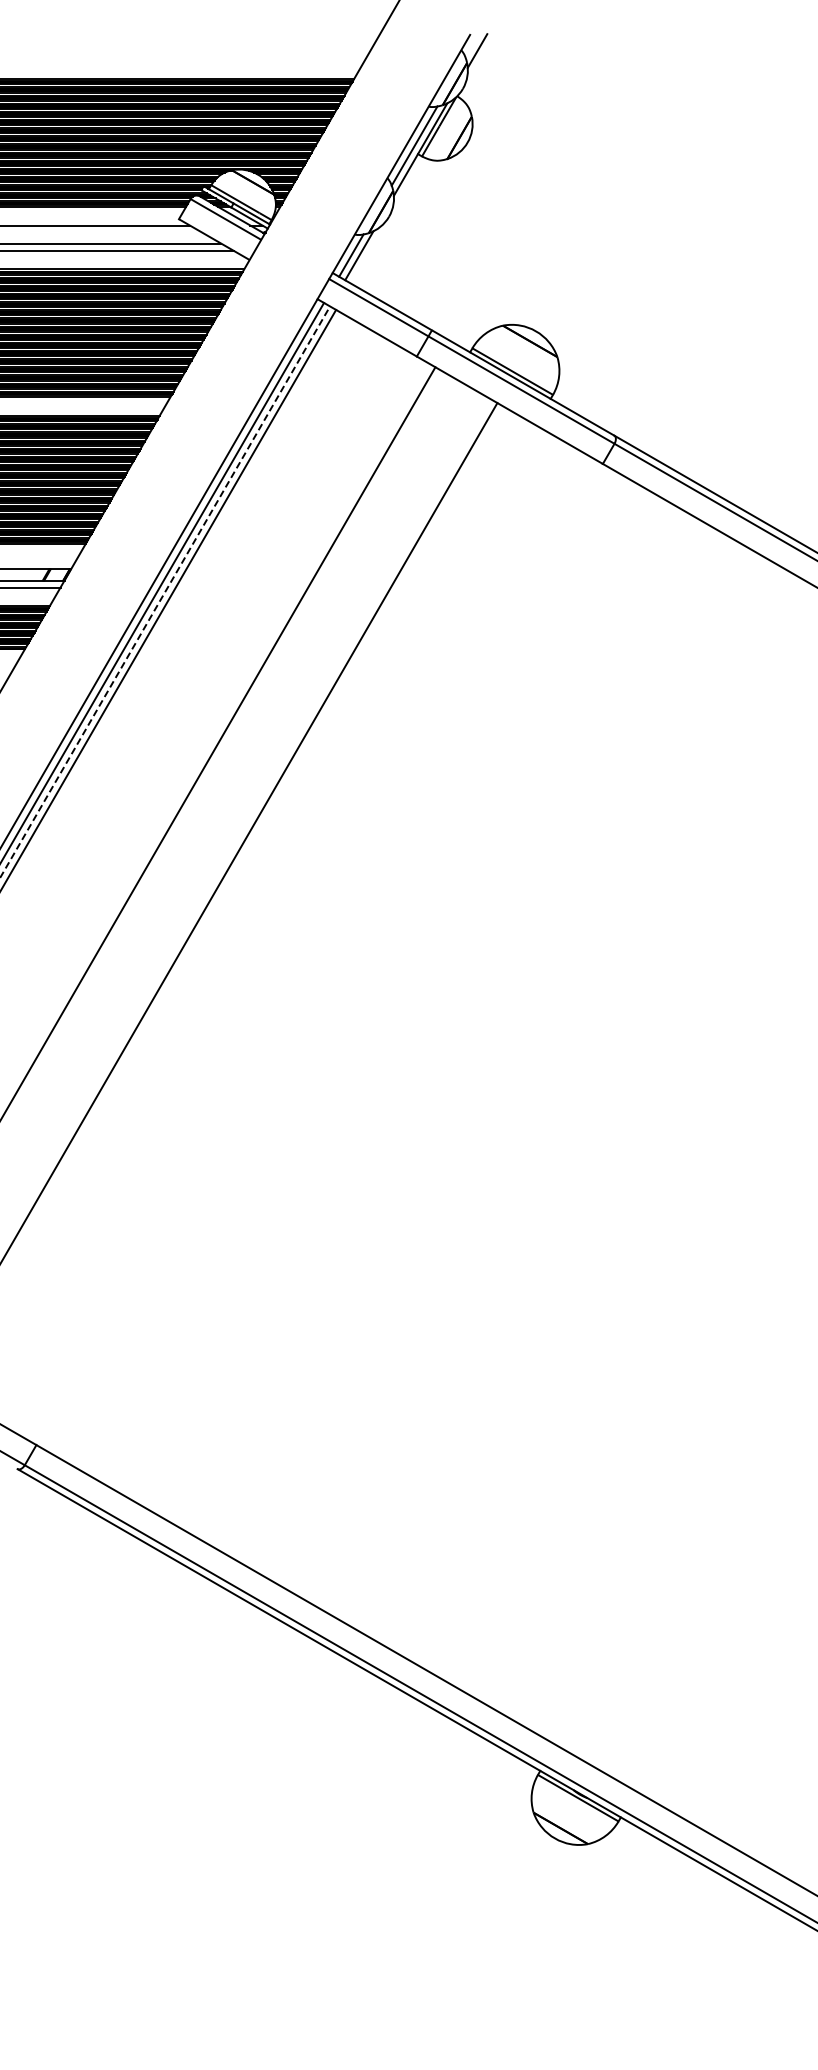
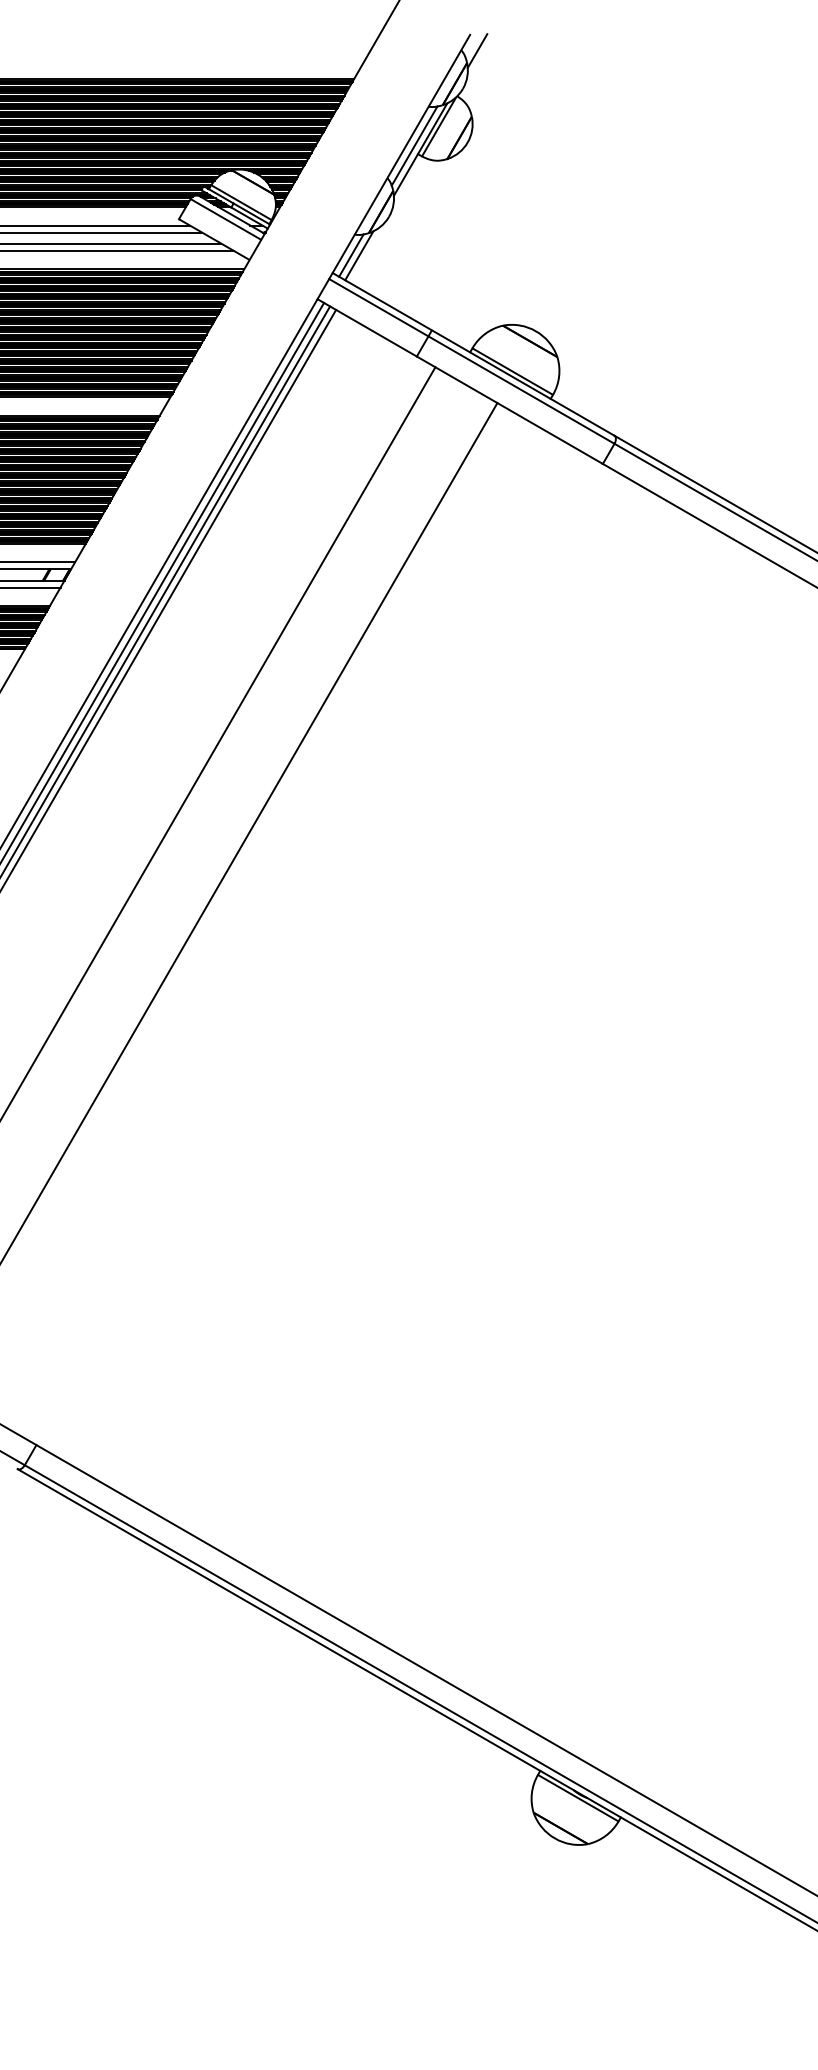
line: none -> present (102, 232)
line: none -> present (38, 562)
line: dashed -> solid (165, 592)
